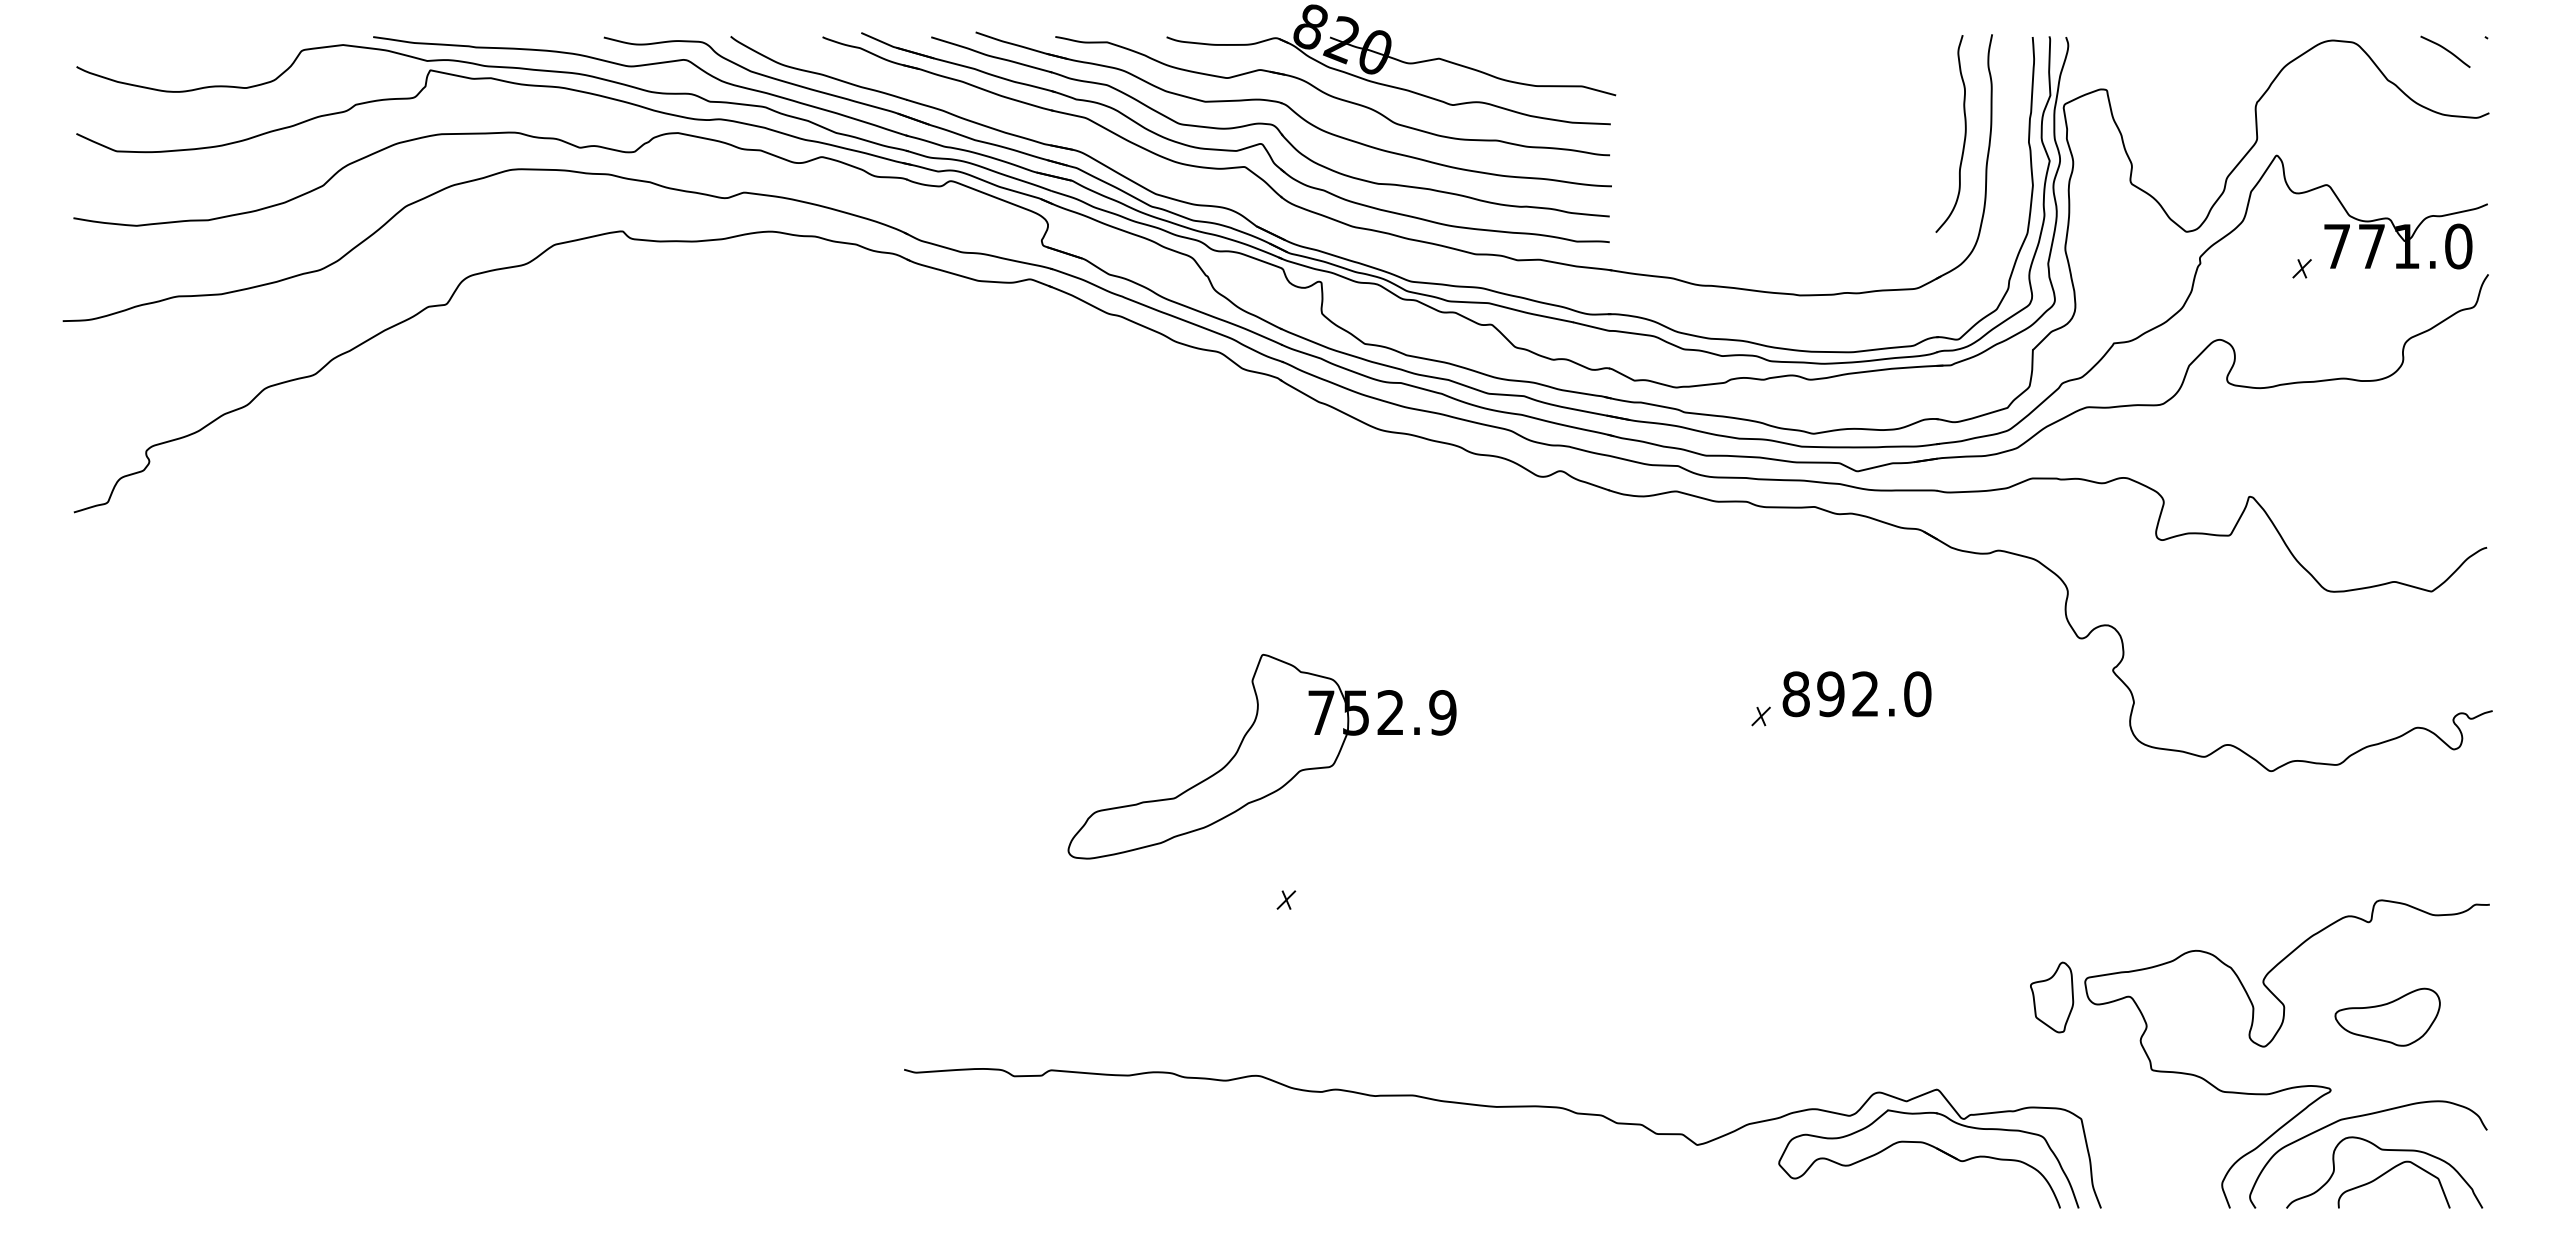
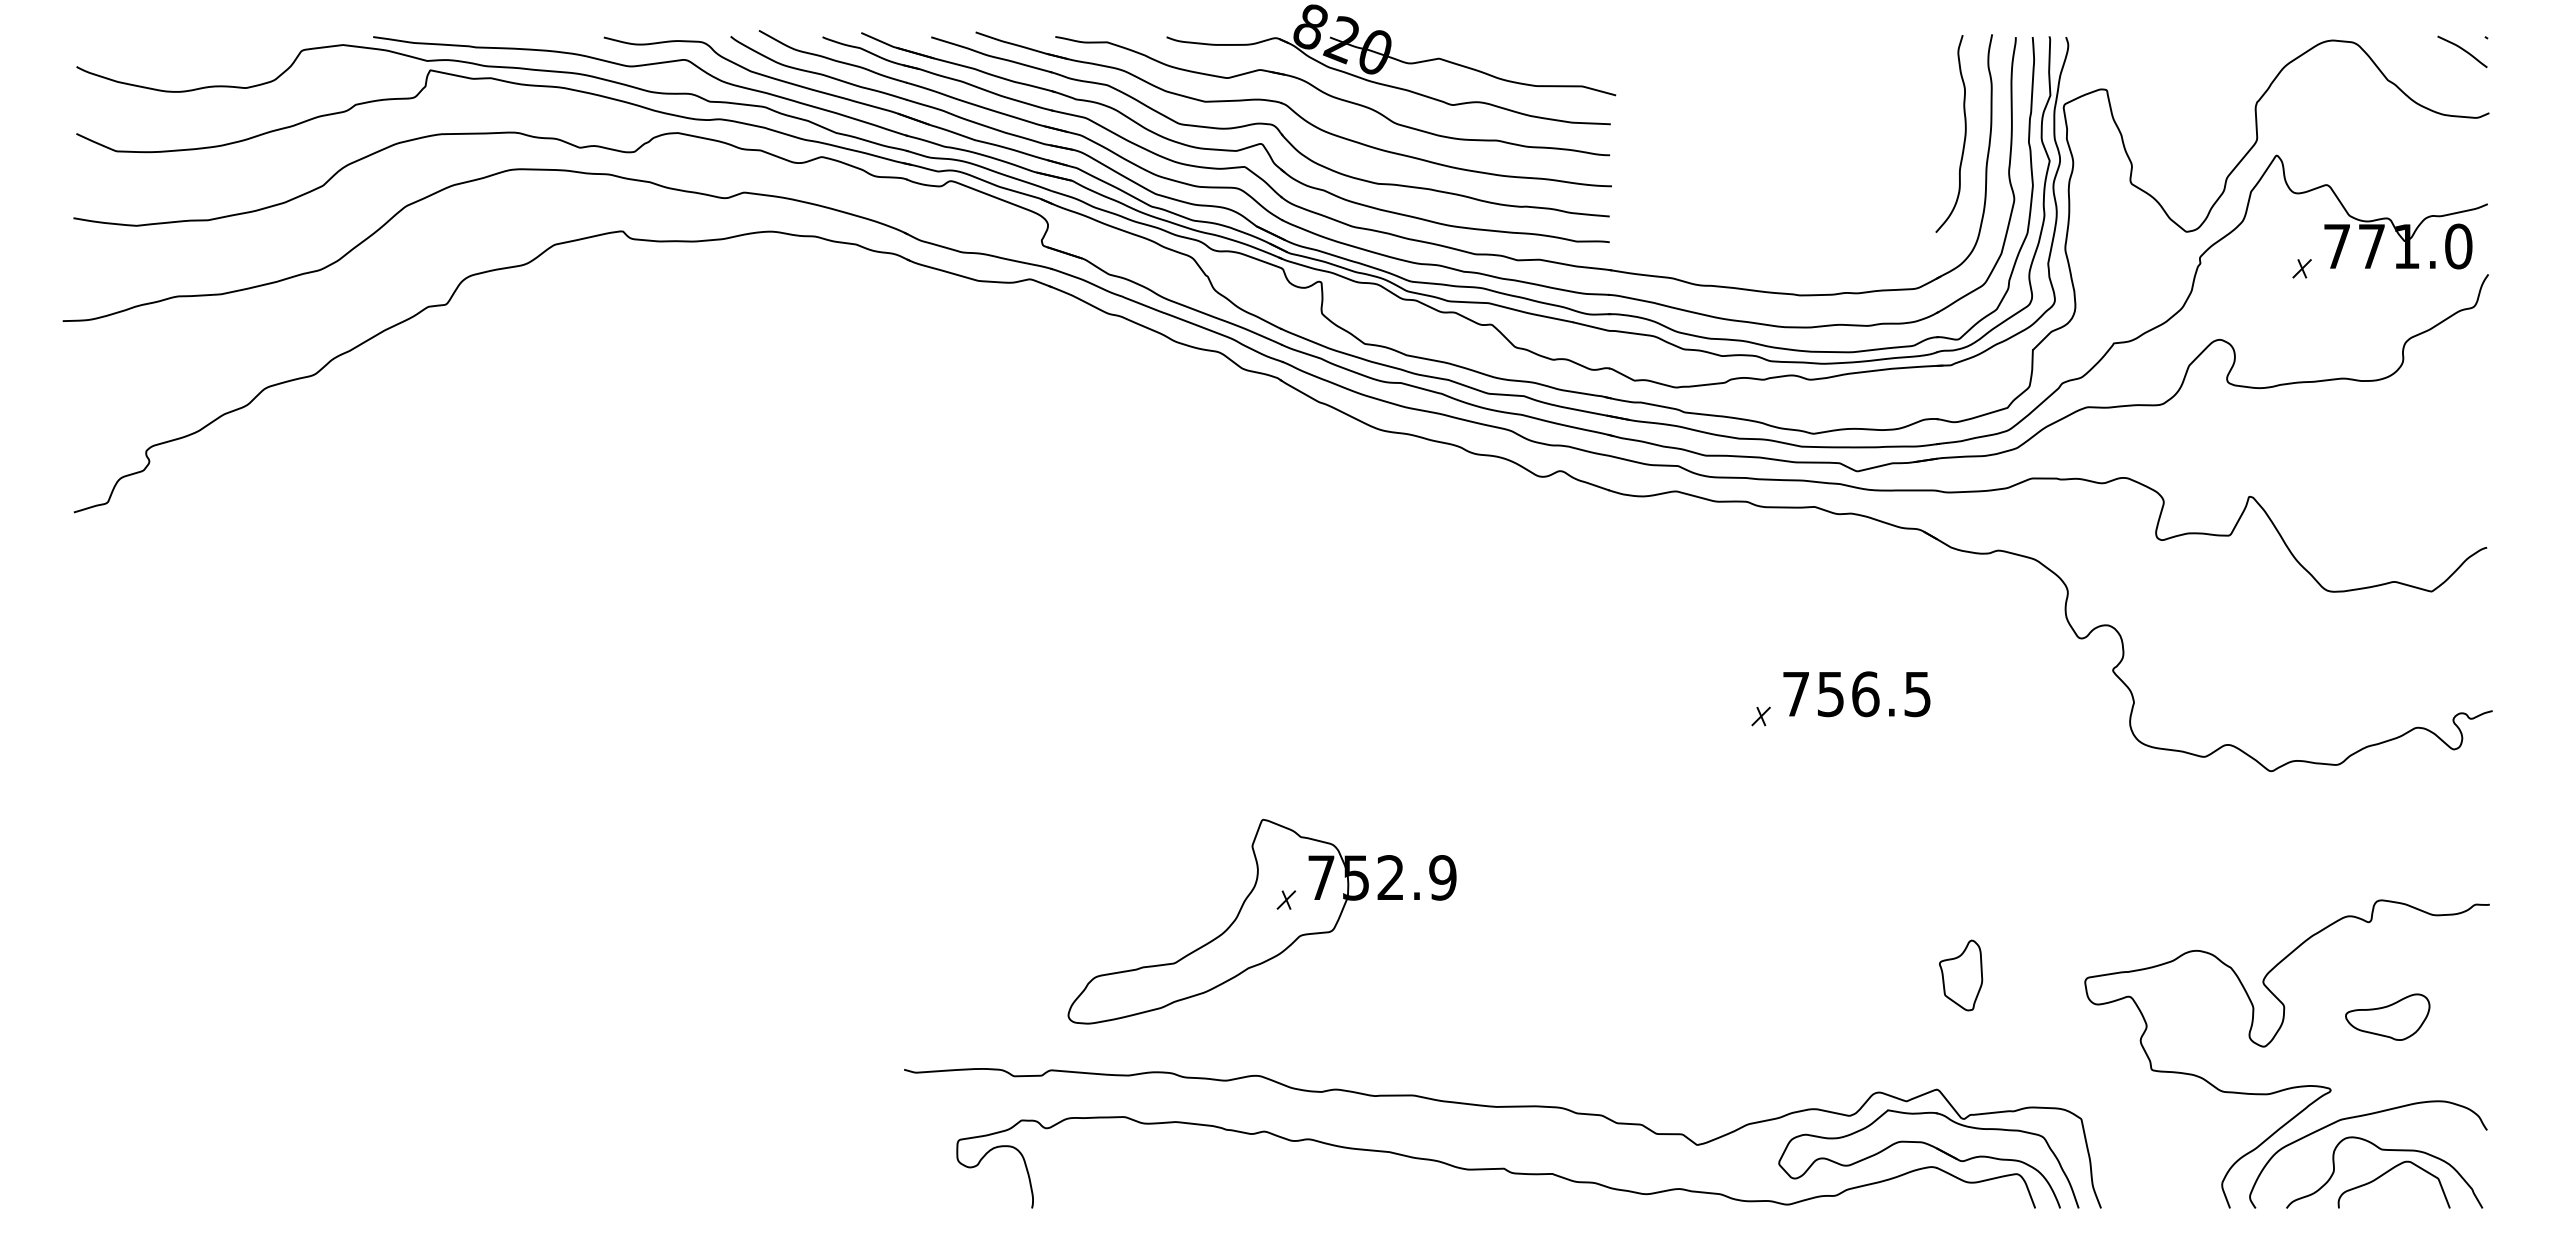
curve position: (2445, 50) -> (2462, 50) (2462, 50)
part: none -> present (1364, 248)
text: 892.0 -> 756.5 (1856, 694)
part position: (1261, 756) -> (1261, 921) (1261, 921)
part position: (2052, 997) -> (1961, 975) (1961, 975)
part size: 107x60 px -> 86x48 px (2387, 1016)
part: none -> present (1495, 1162)
